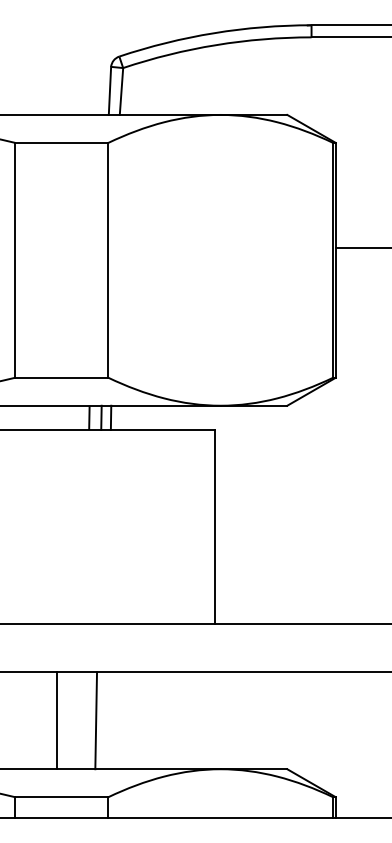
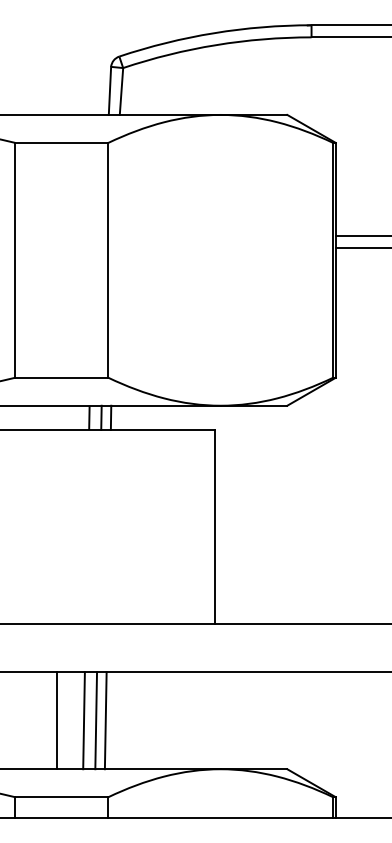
line: none -> present (361, 236)
line: none -> present (83, 720)
line: none -> present (105, 720)
